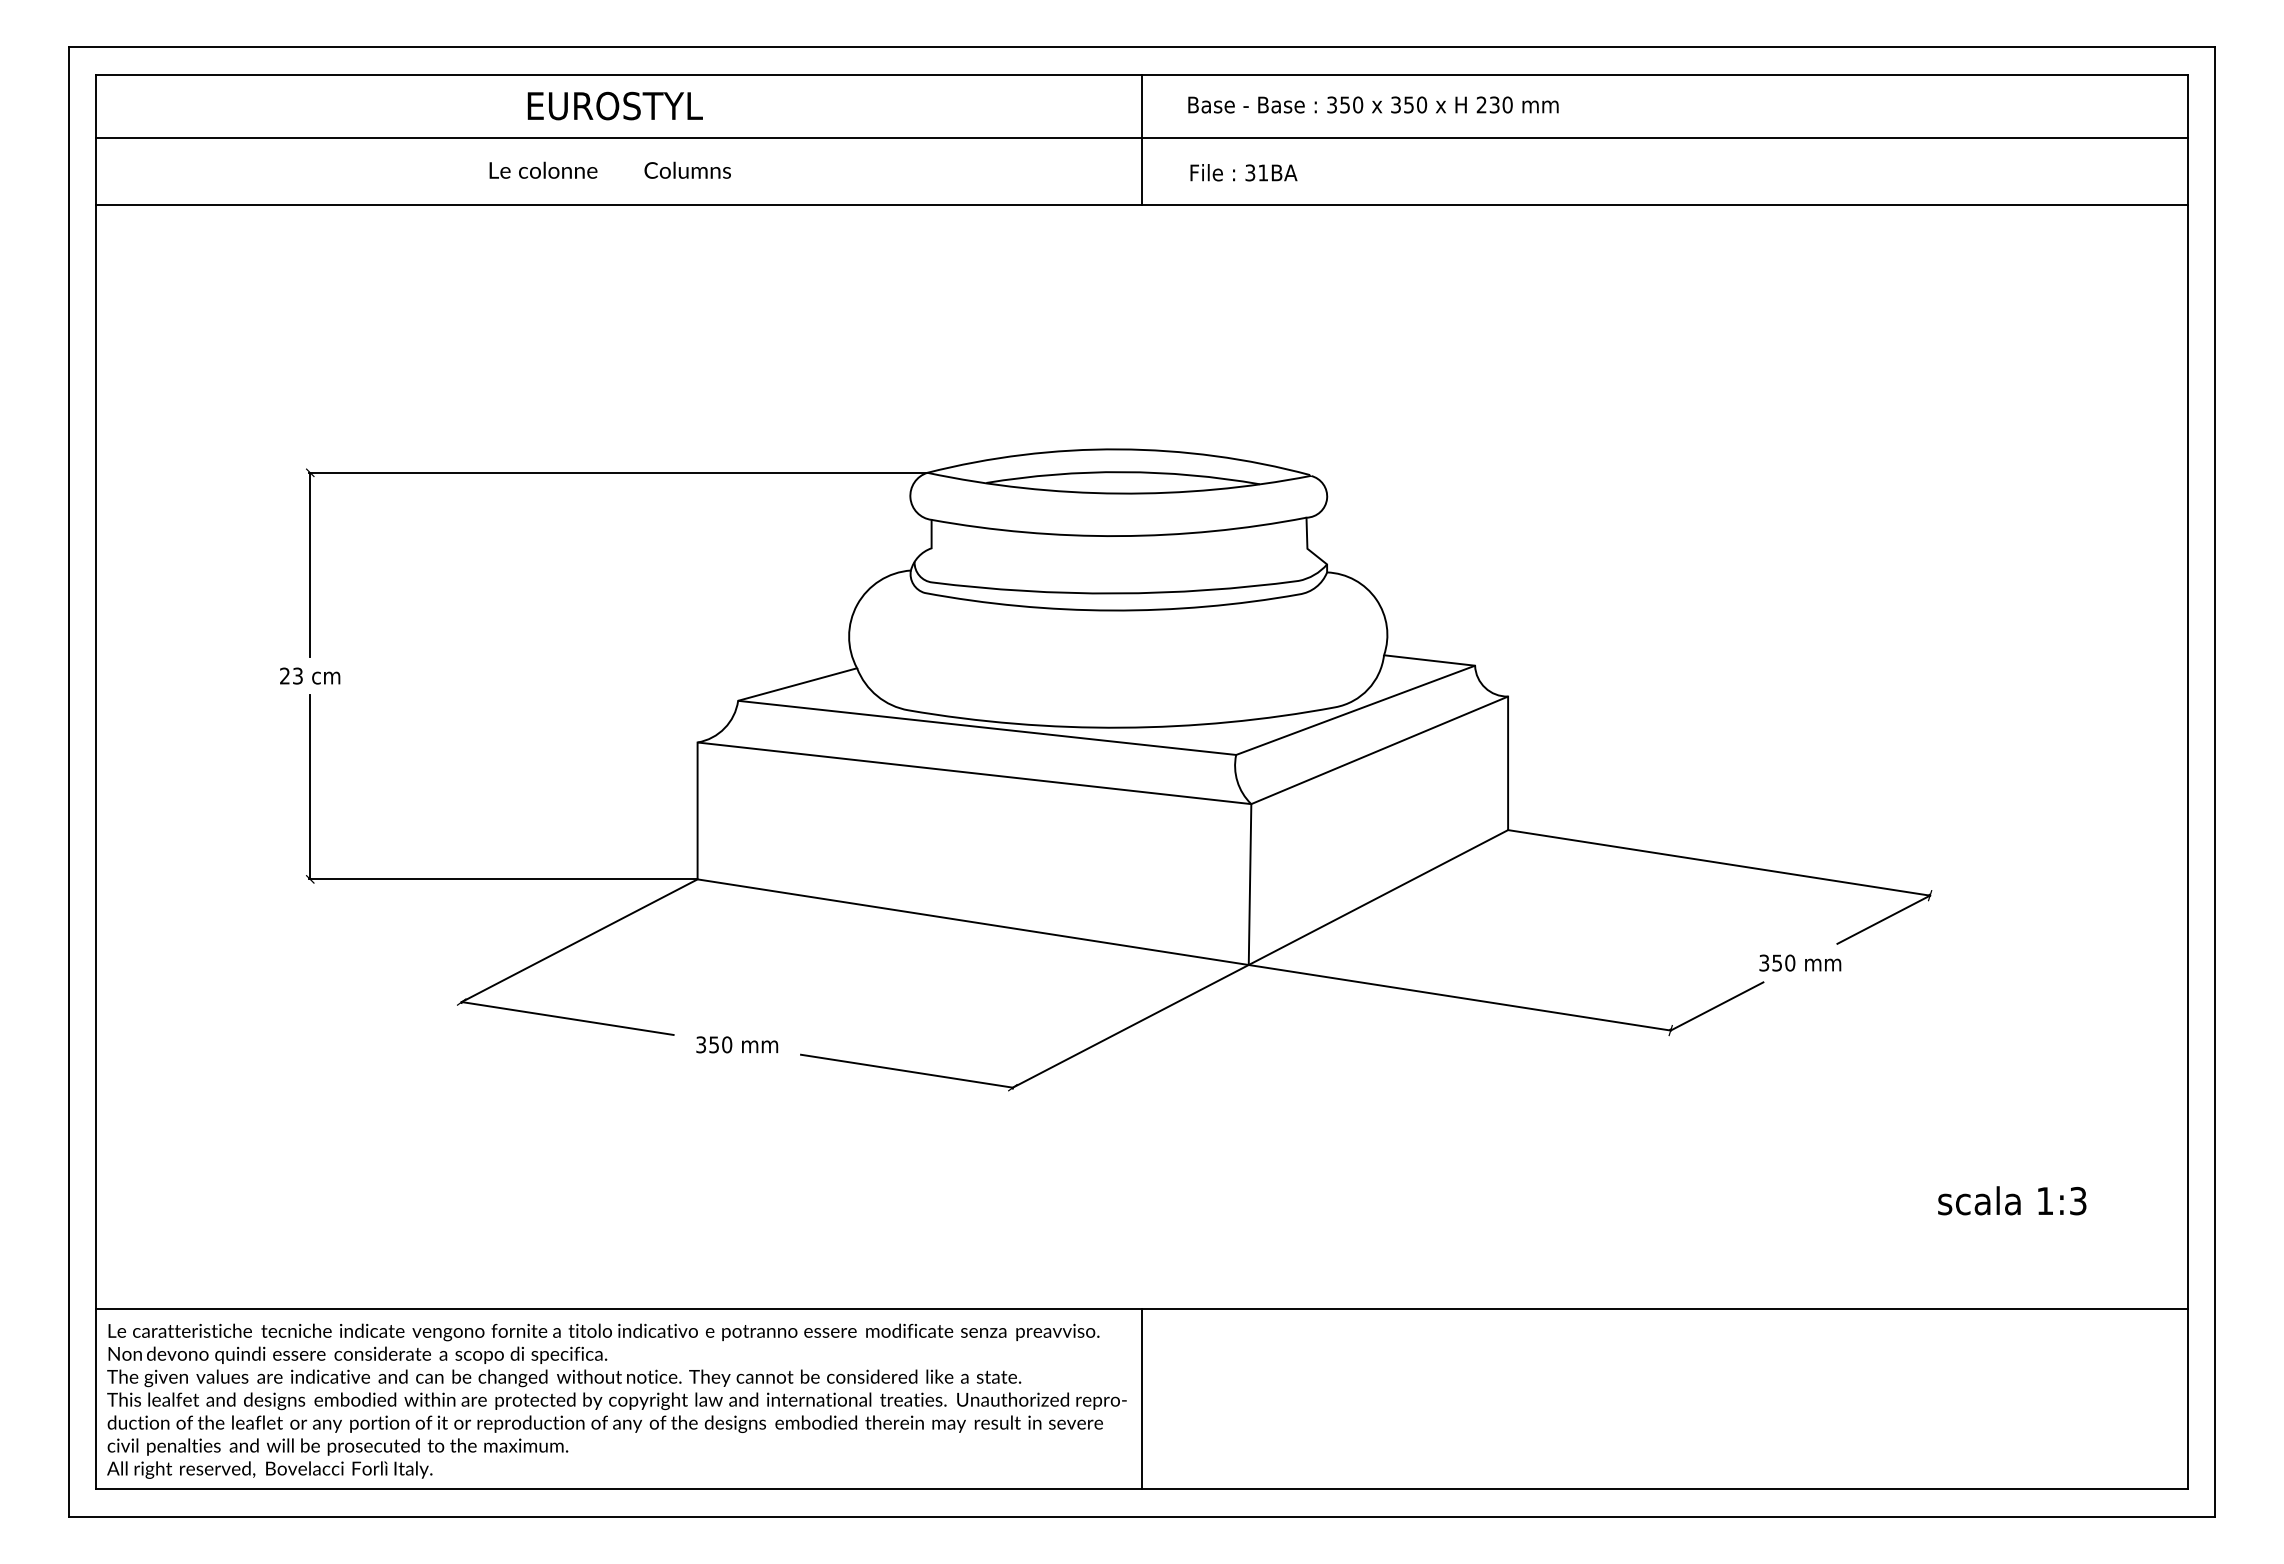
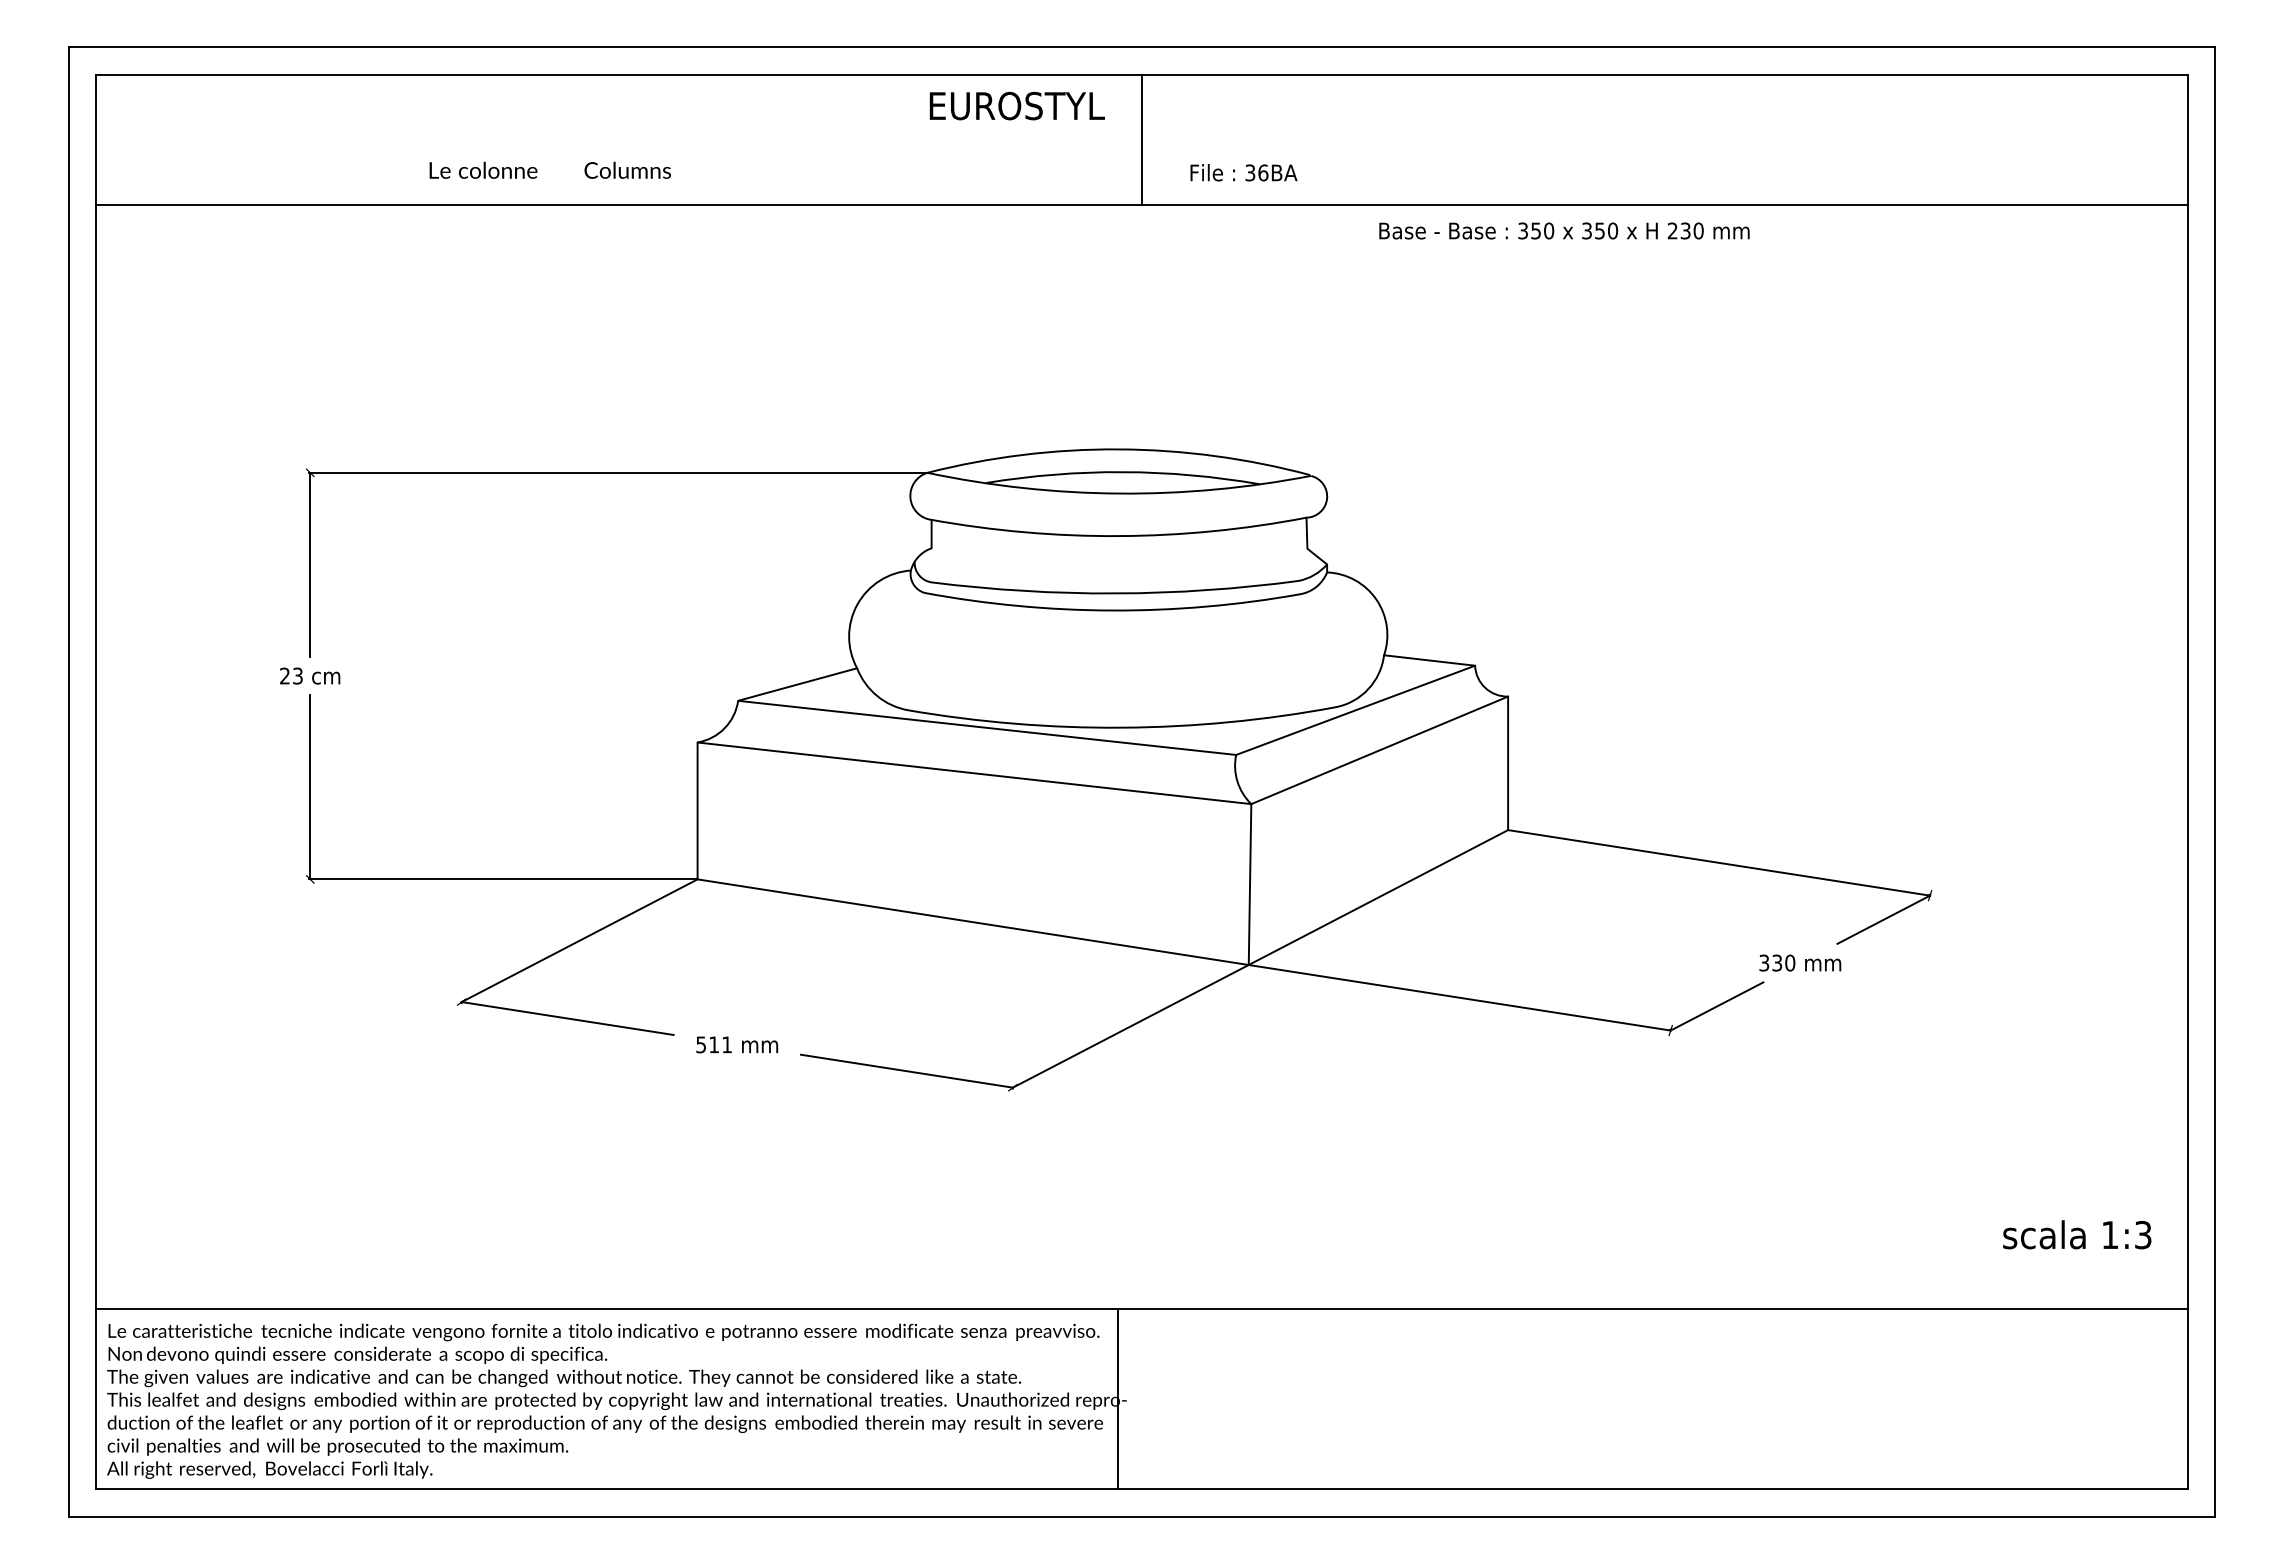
text position: (1373, 104) -> (1564, 230) (1564, 230)
text position: (614, 105) -> (1016, 105) (1016, 105)
line: present -> none (1141, 138)
text position: (609, 169) -> (549, 169) (549, 169)
text: 31BA -> 36BA (1263, 172)
text: 350 -> 330 (1777, 962)
text: 350 -> 511 (714, 1044)
text position: (2012, 1200) -> (2077, 1234) (2077, 1234)
line position: (1142, 1398) -> (1118, 1398) (1118, 1398)
